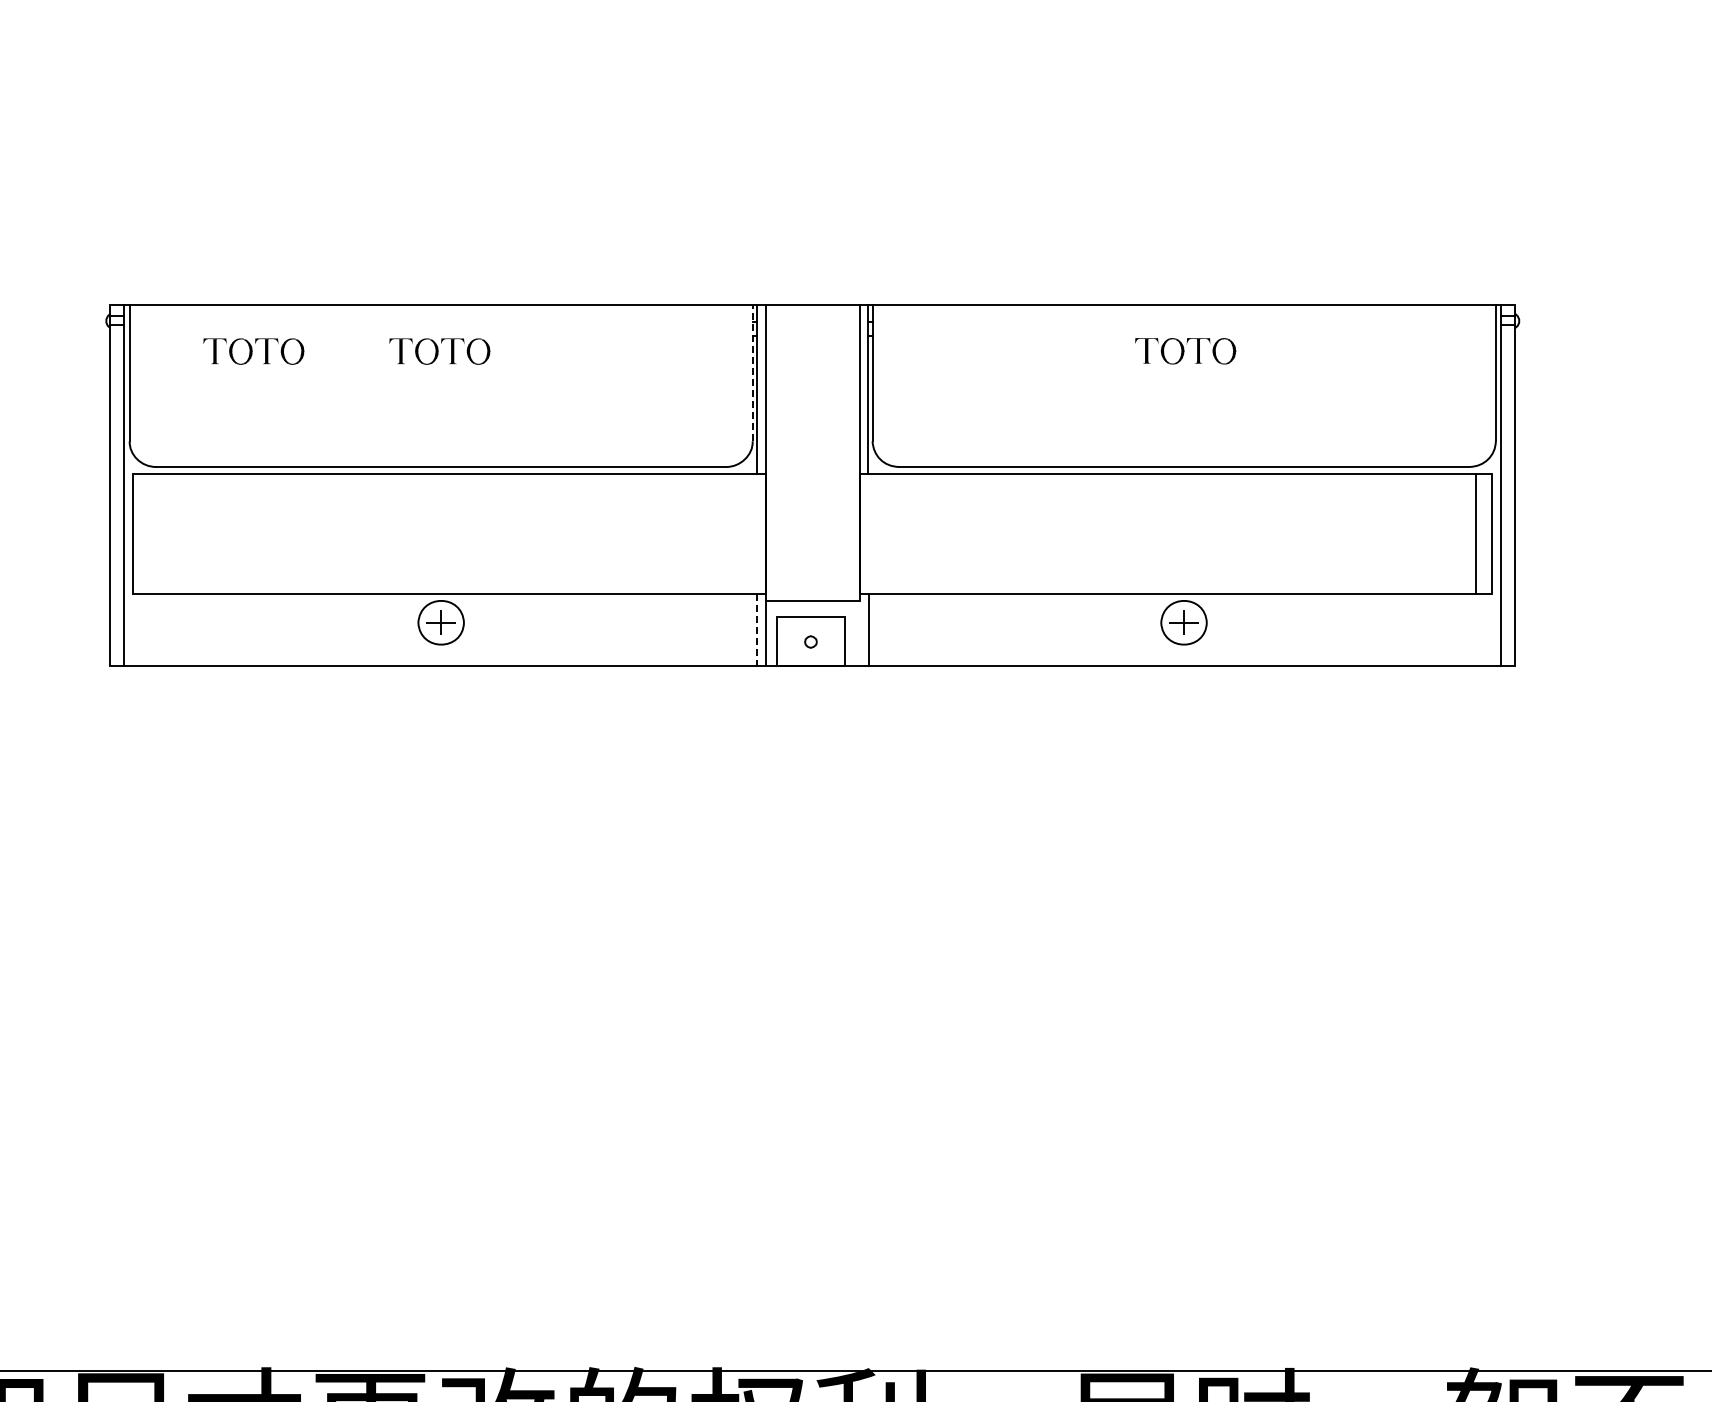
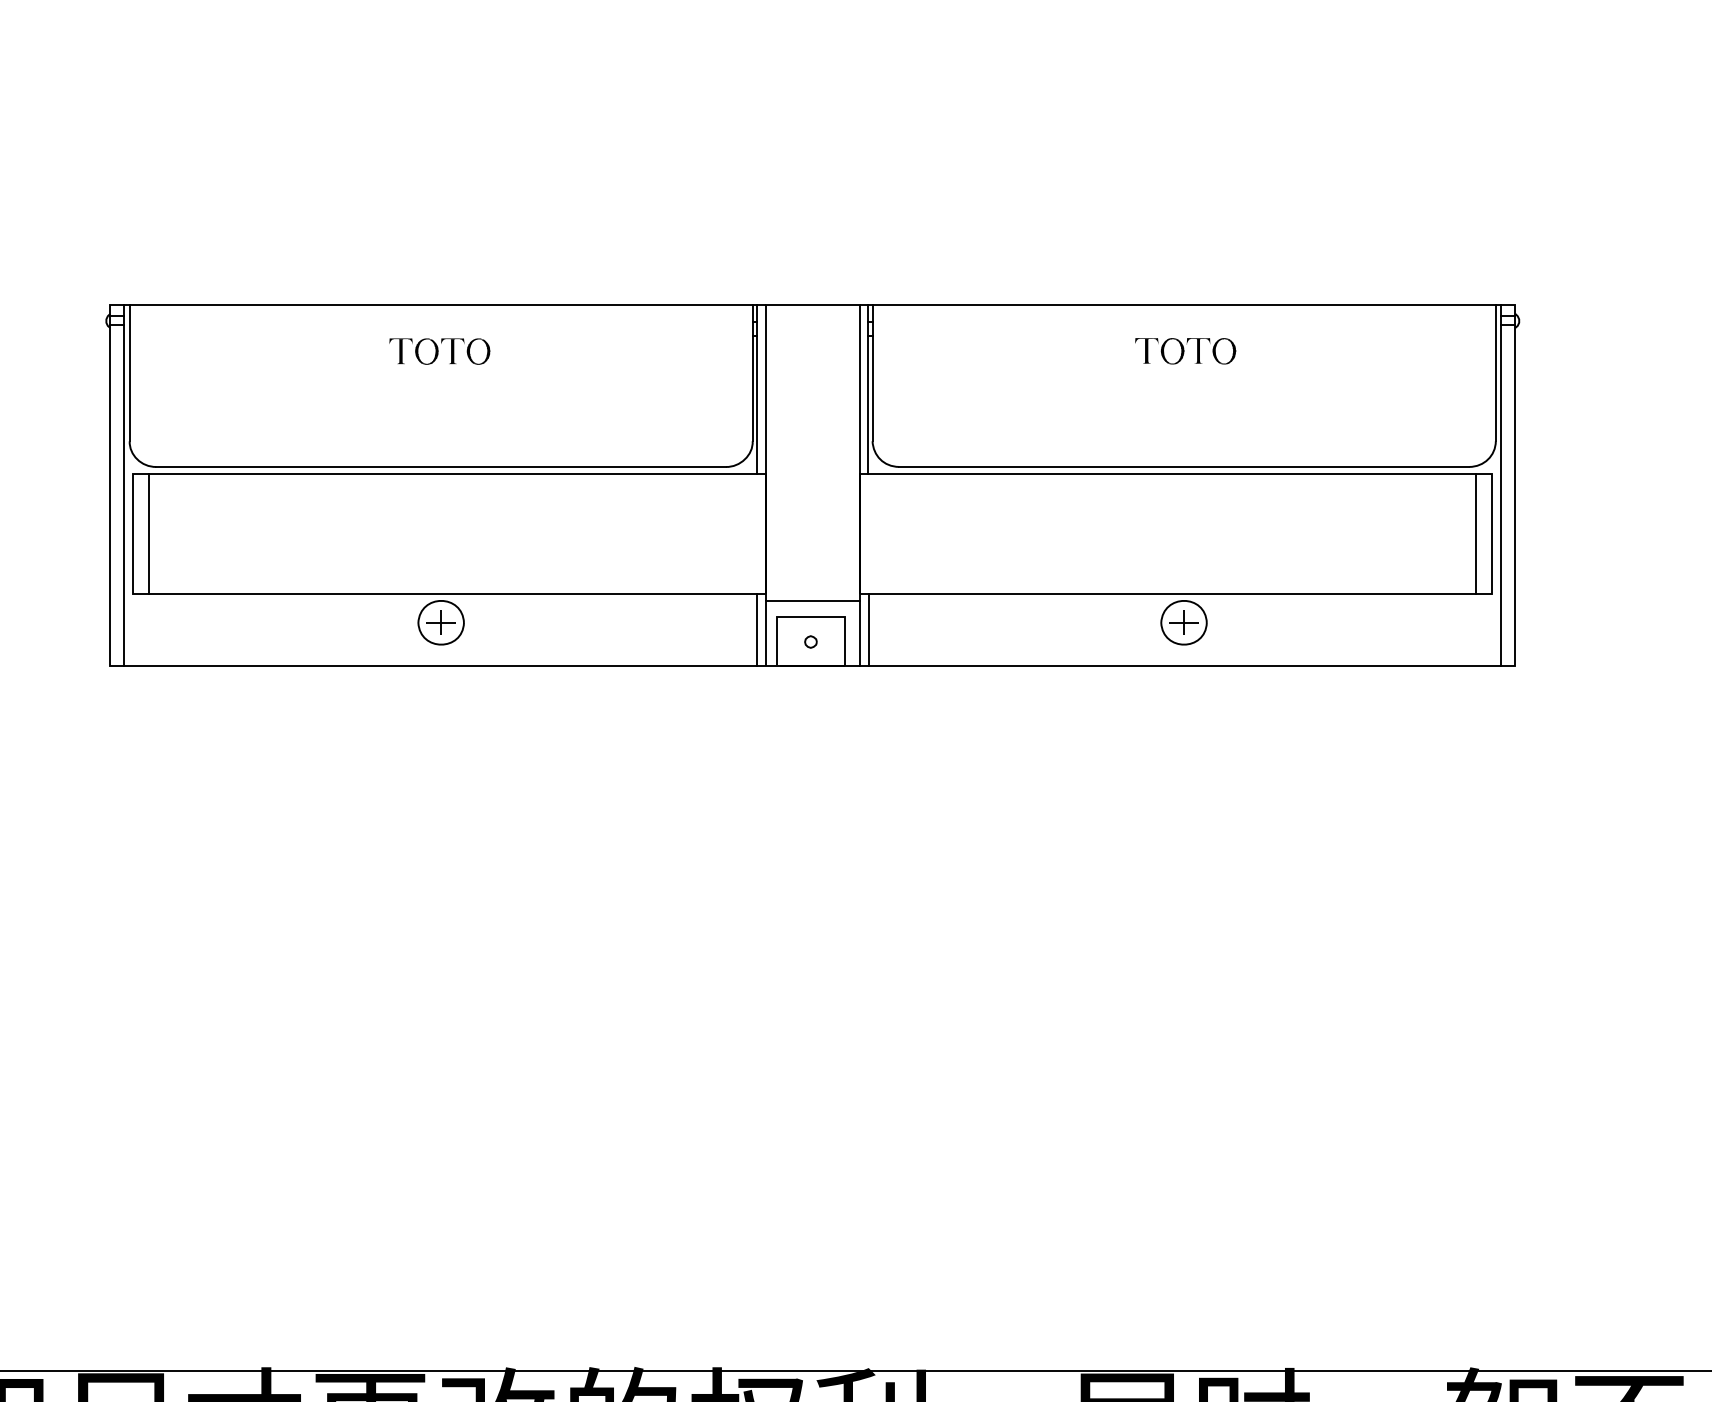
part: present -> none (253, 351)
line: dashed -> solid (752, 373)
line: none -> present (148, 533)
line: dashed -> solid (756, 630)
line: none -> present (859, 633)
